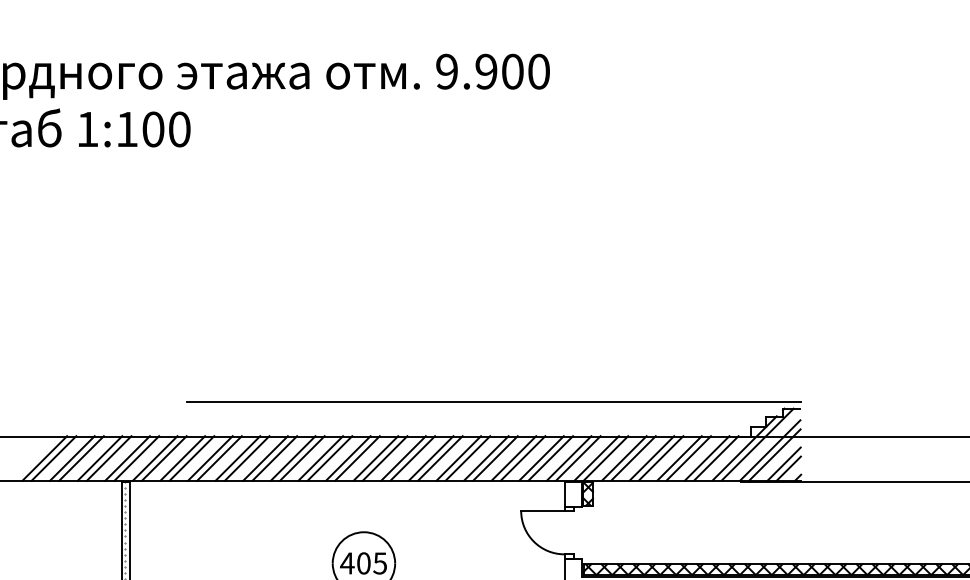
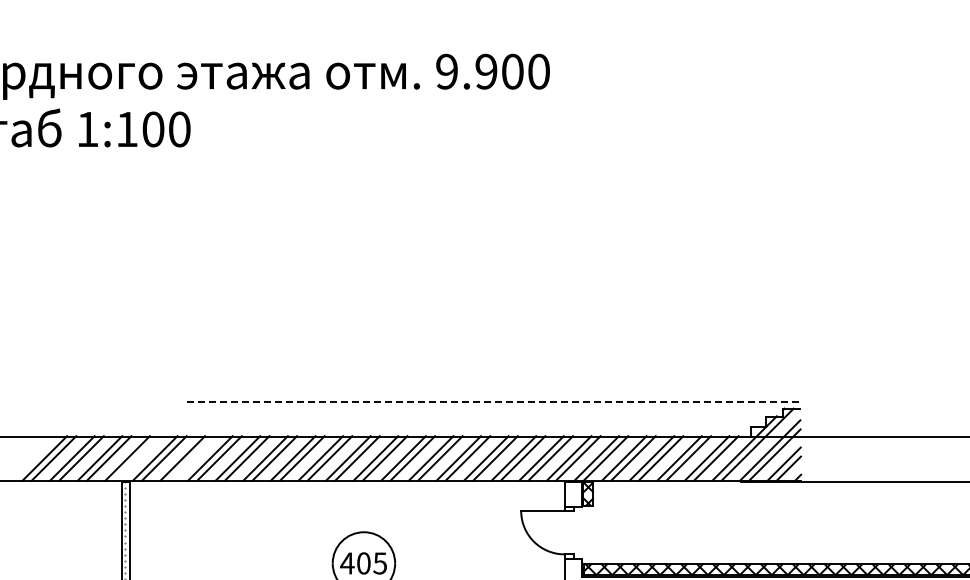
line: solid -> dashed (494, 401)
line: present -> none (136, 458)
line: present -> none (191, 458)
